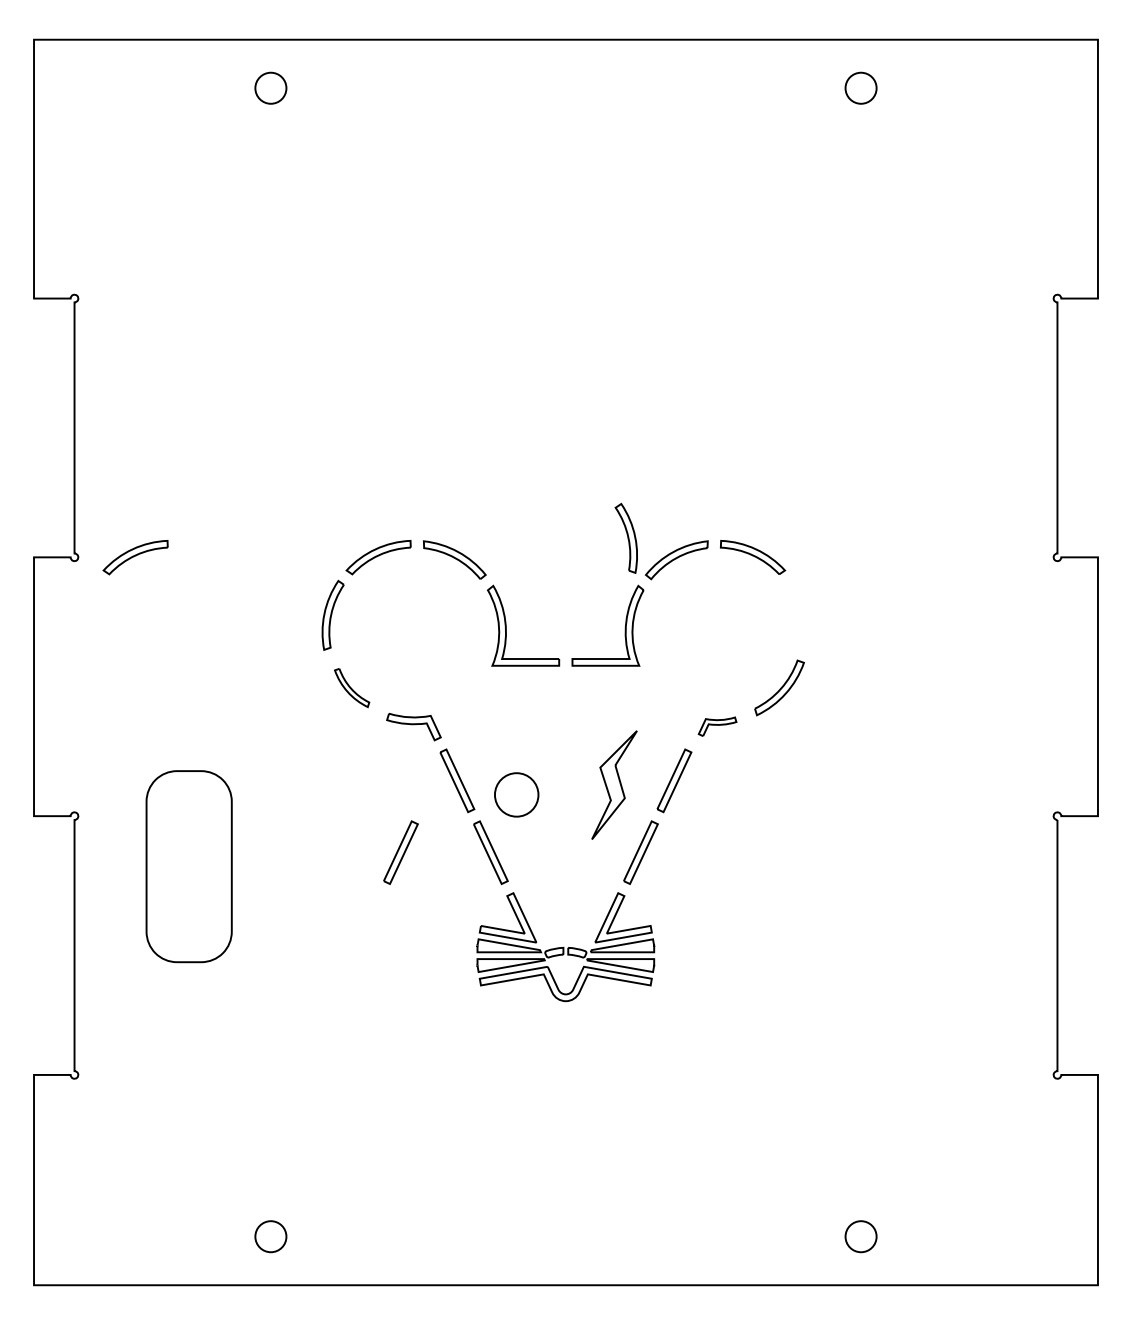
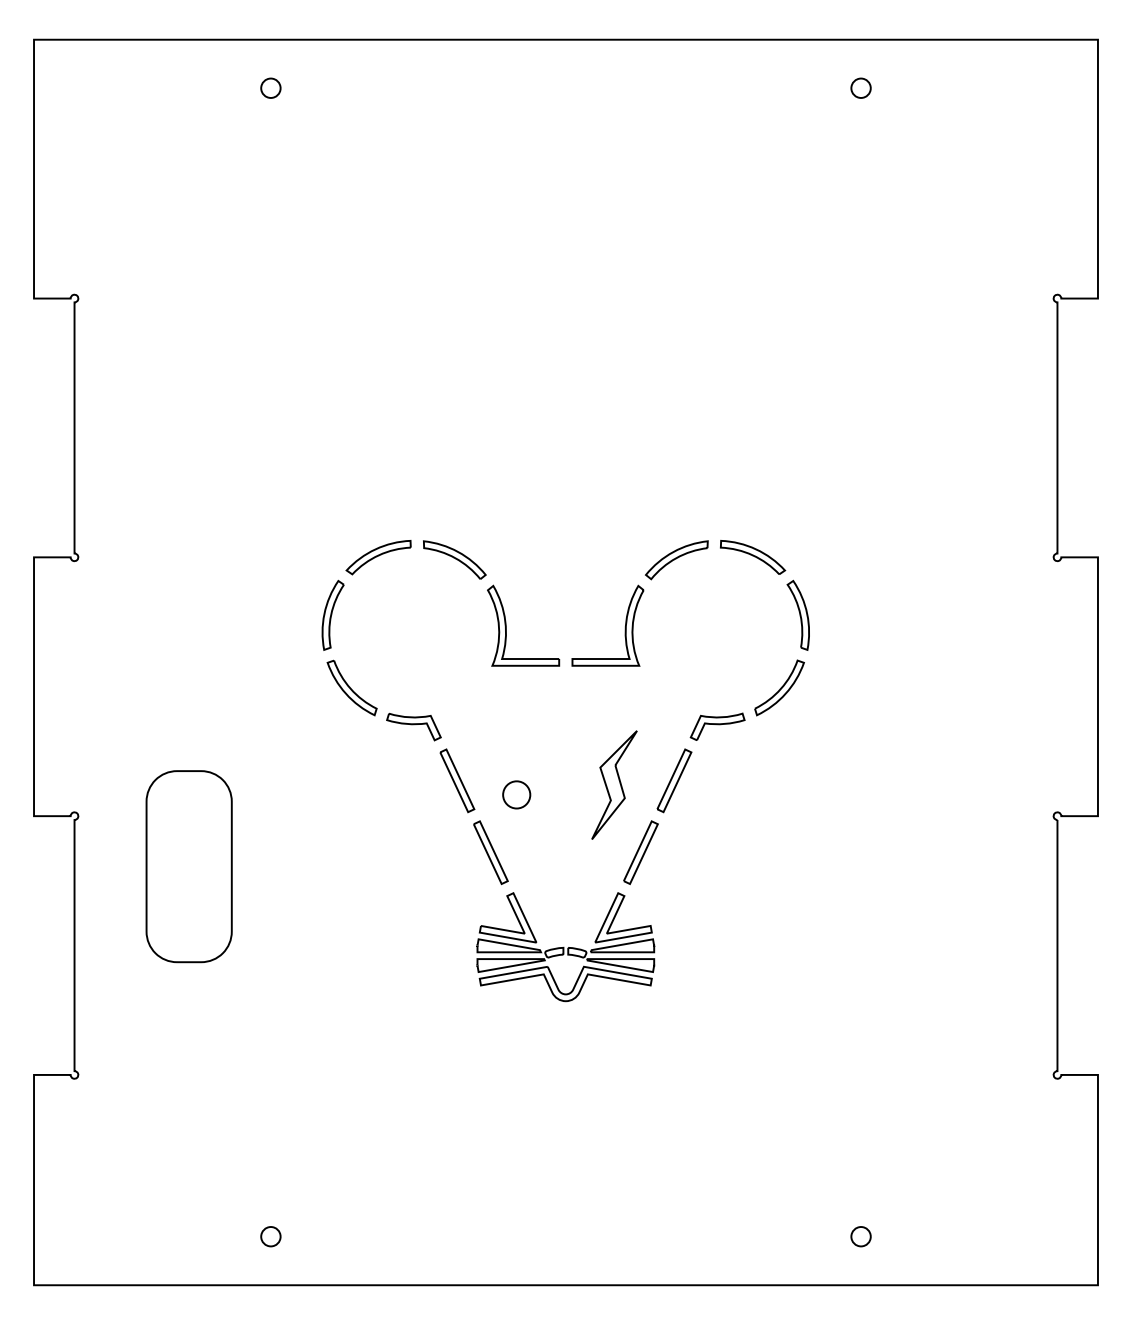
circle diameter: 31 px -> 19 px (270, 87)
circle diameter: 31 px -> 19 px (860, 87)
part position: (625, 537) -> (797, 614) (797, 614)
part: present -> none (135, 557)
part size: 37x41 px -> 52x58 px (351, 687)
part size: 41x21 px -> 57x29 px (717, 726)
circle diameter: 43 px -> 27 px (516, 794)
part: present -> none (400, 852)
circle diameter: 31 px -> 19 px (270, 1236)
circle diameter: 31 px -> 19 px (860, 1236)
